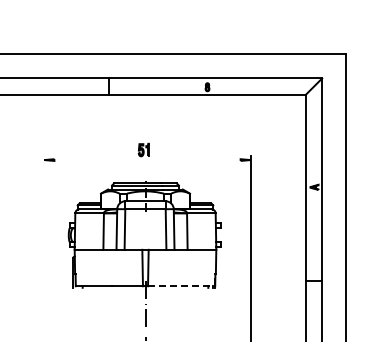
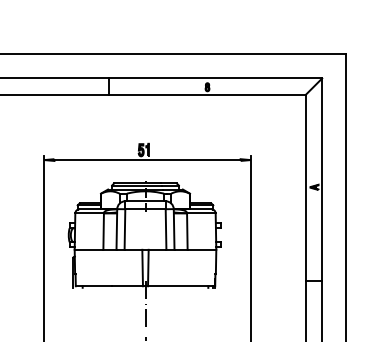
line: none -> present (147, 160)
line: none -> present (44, 247)
line: dashed -> solid (181, 286)
